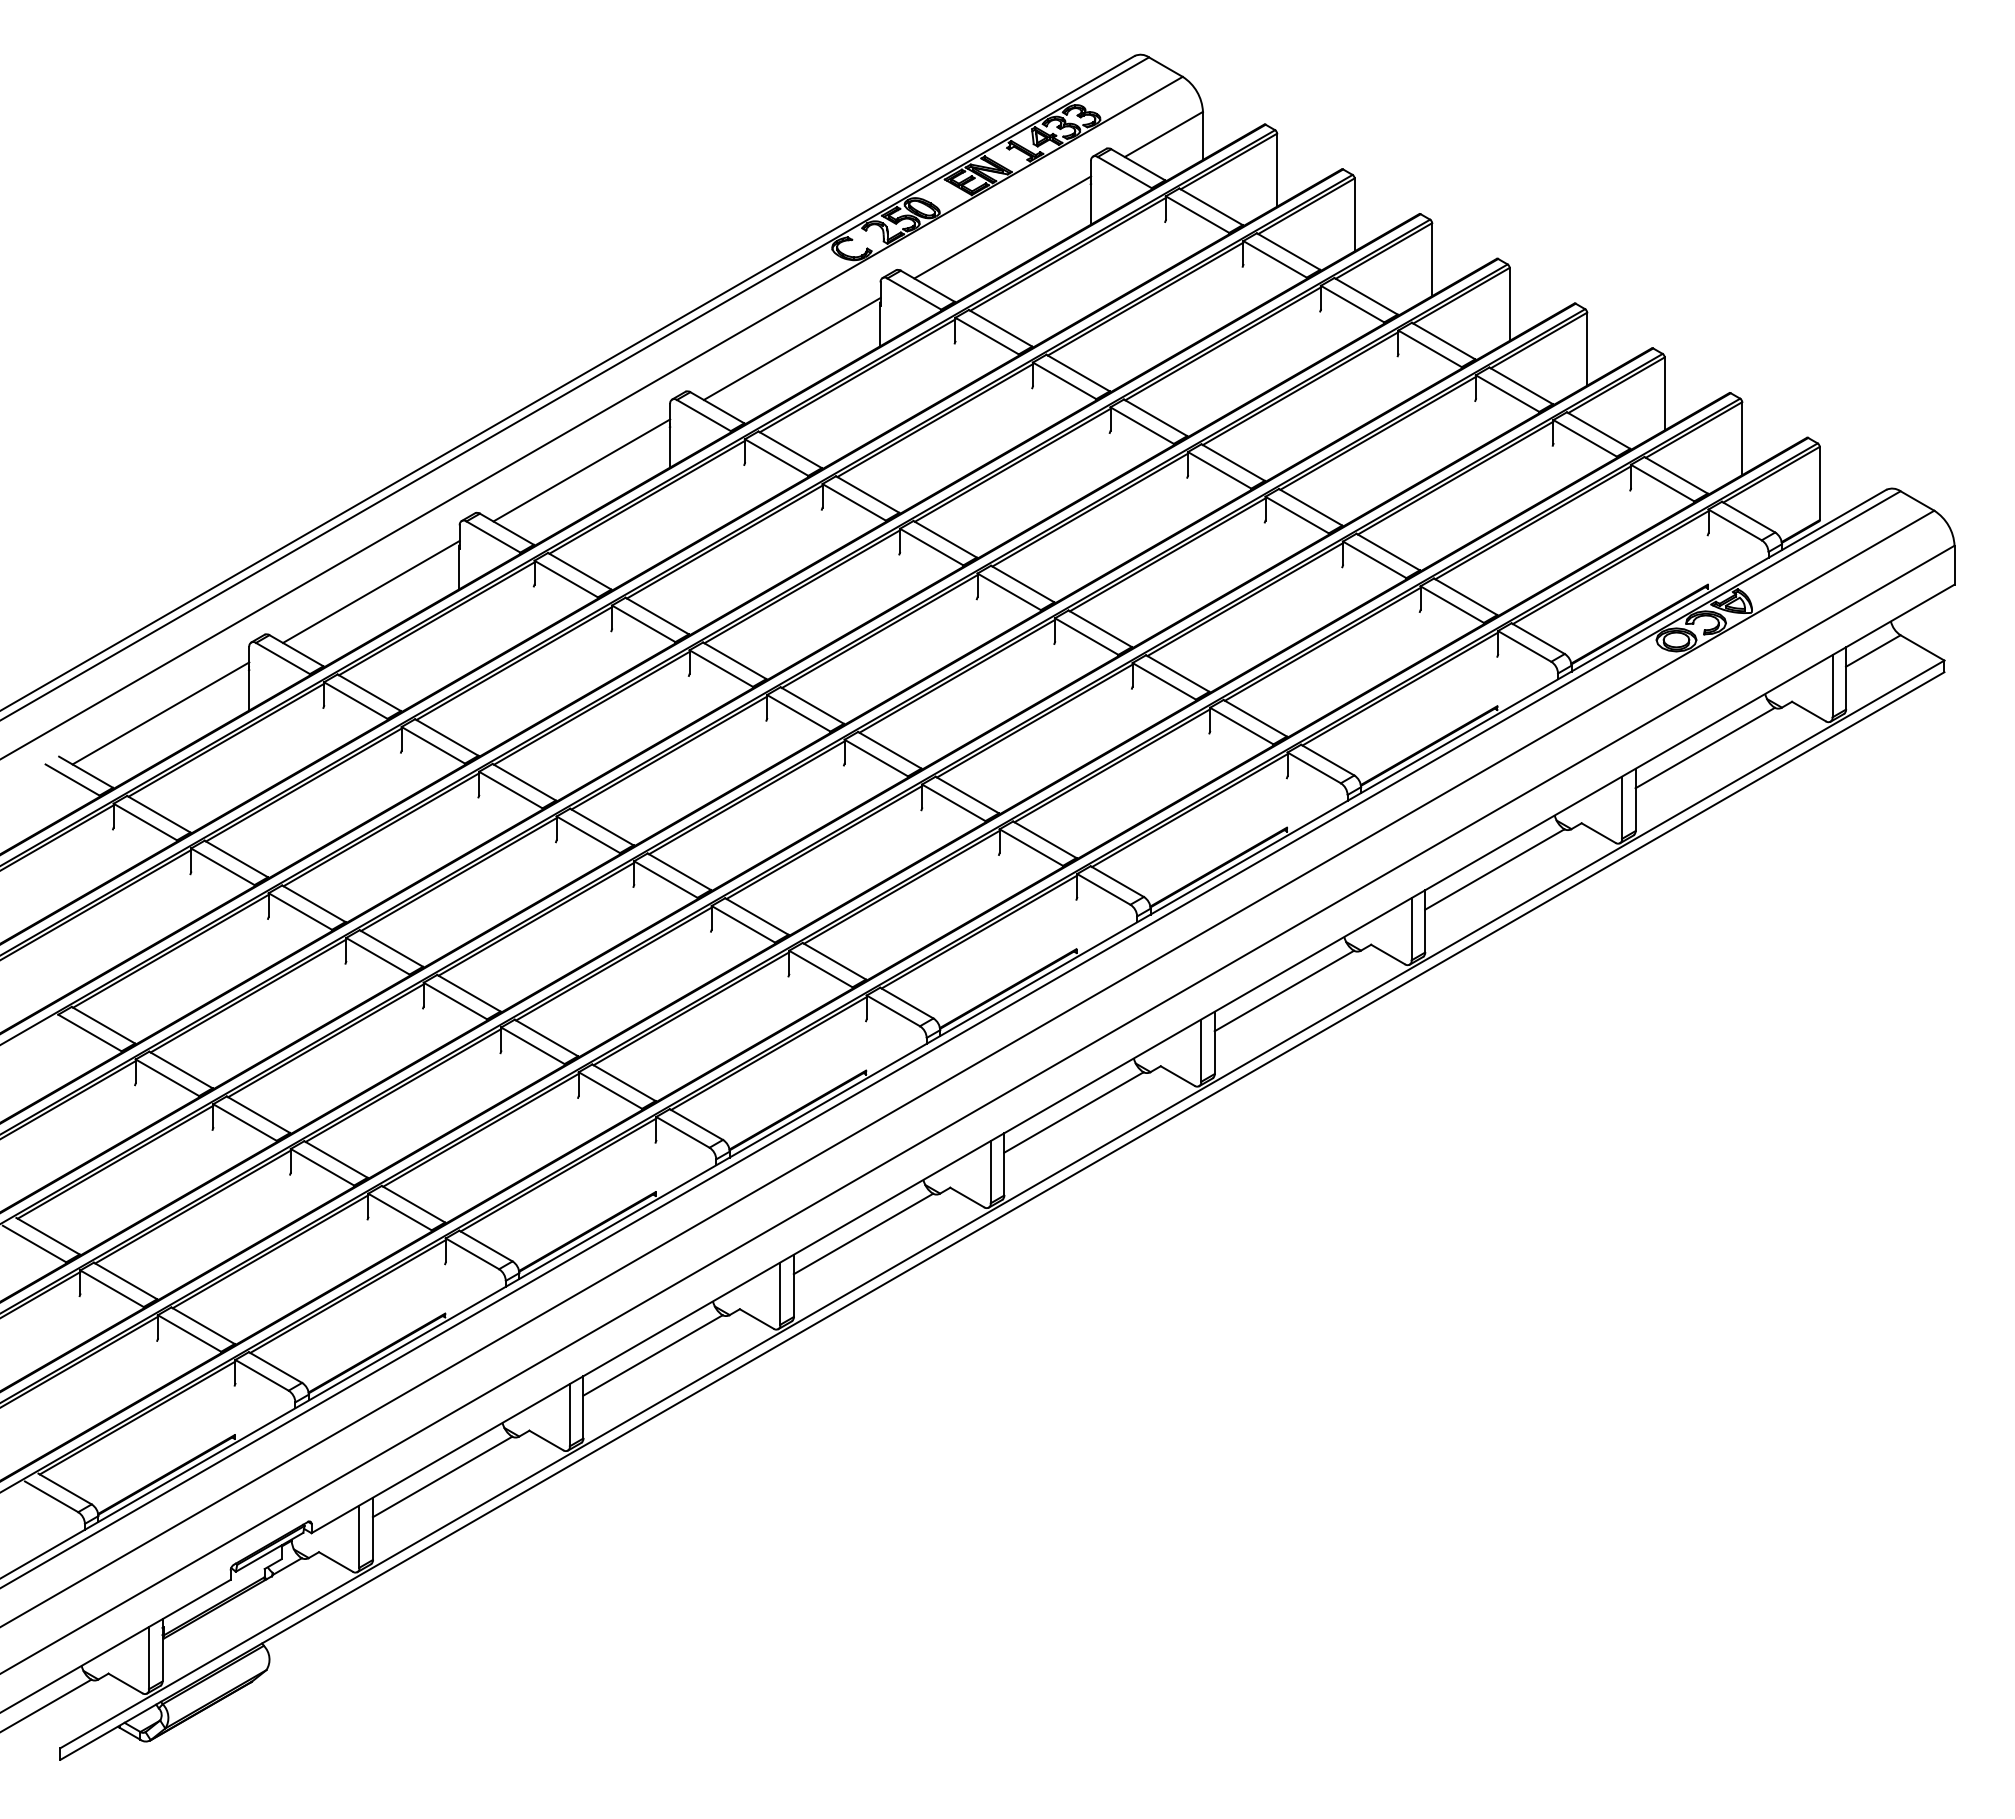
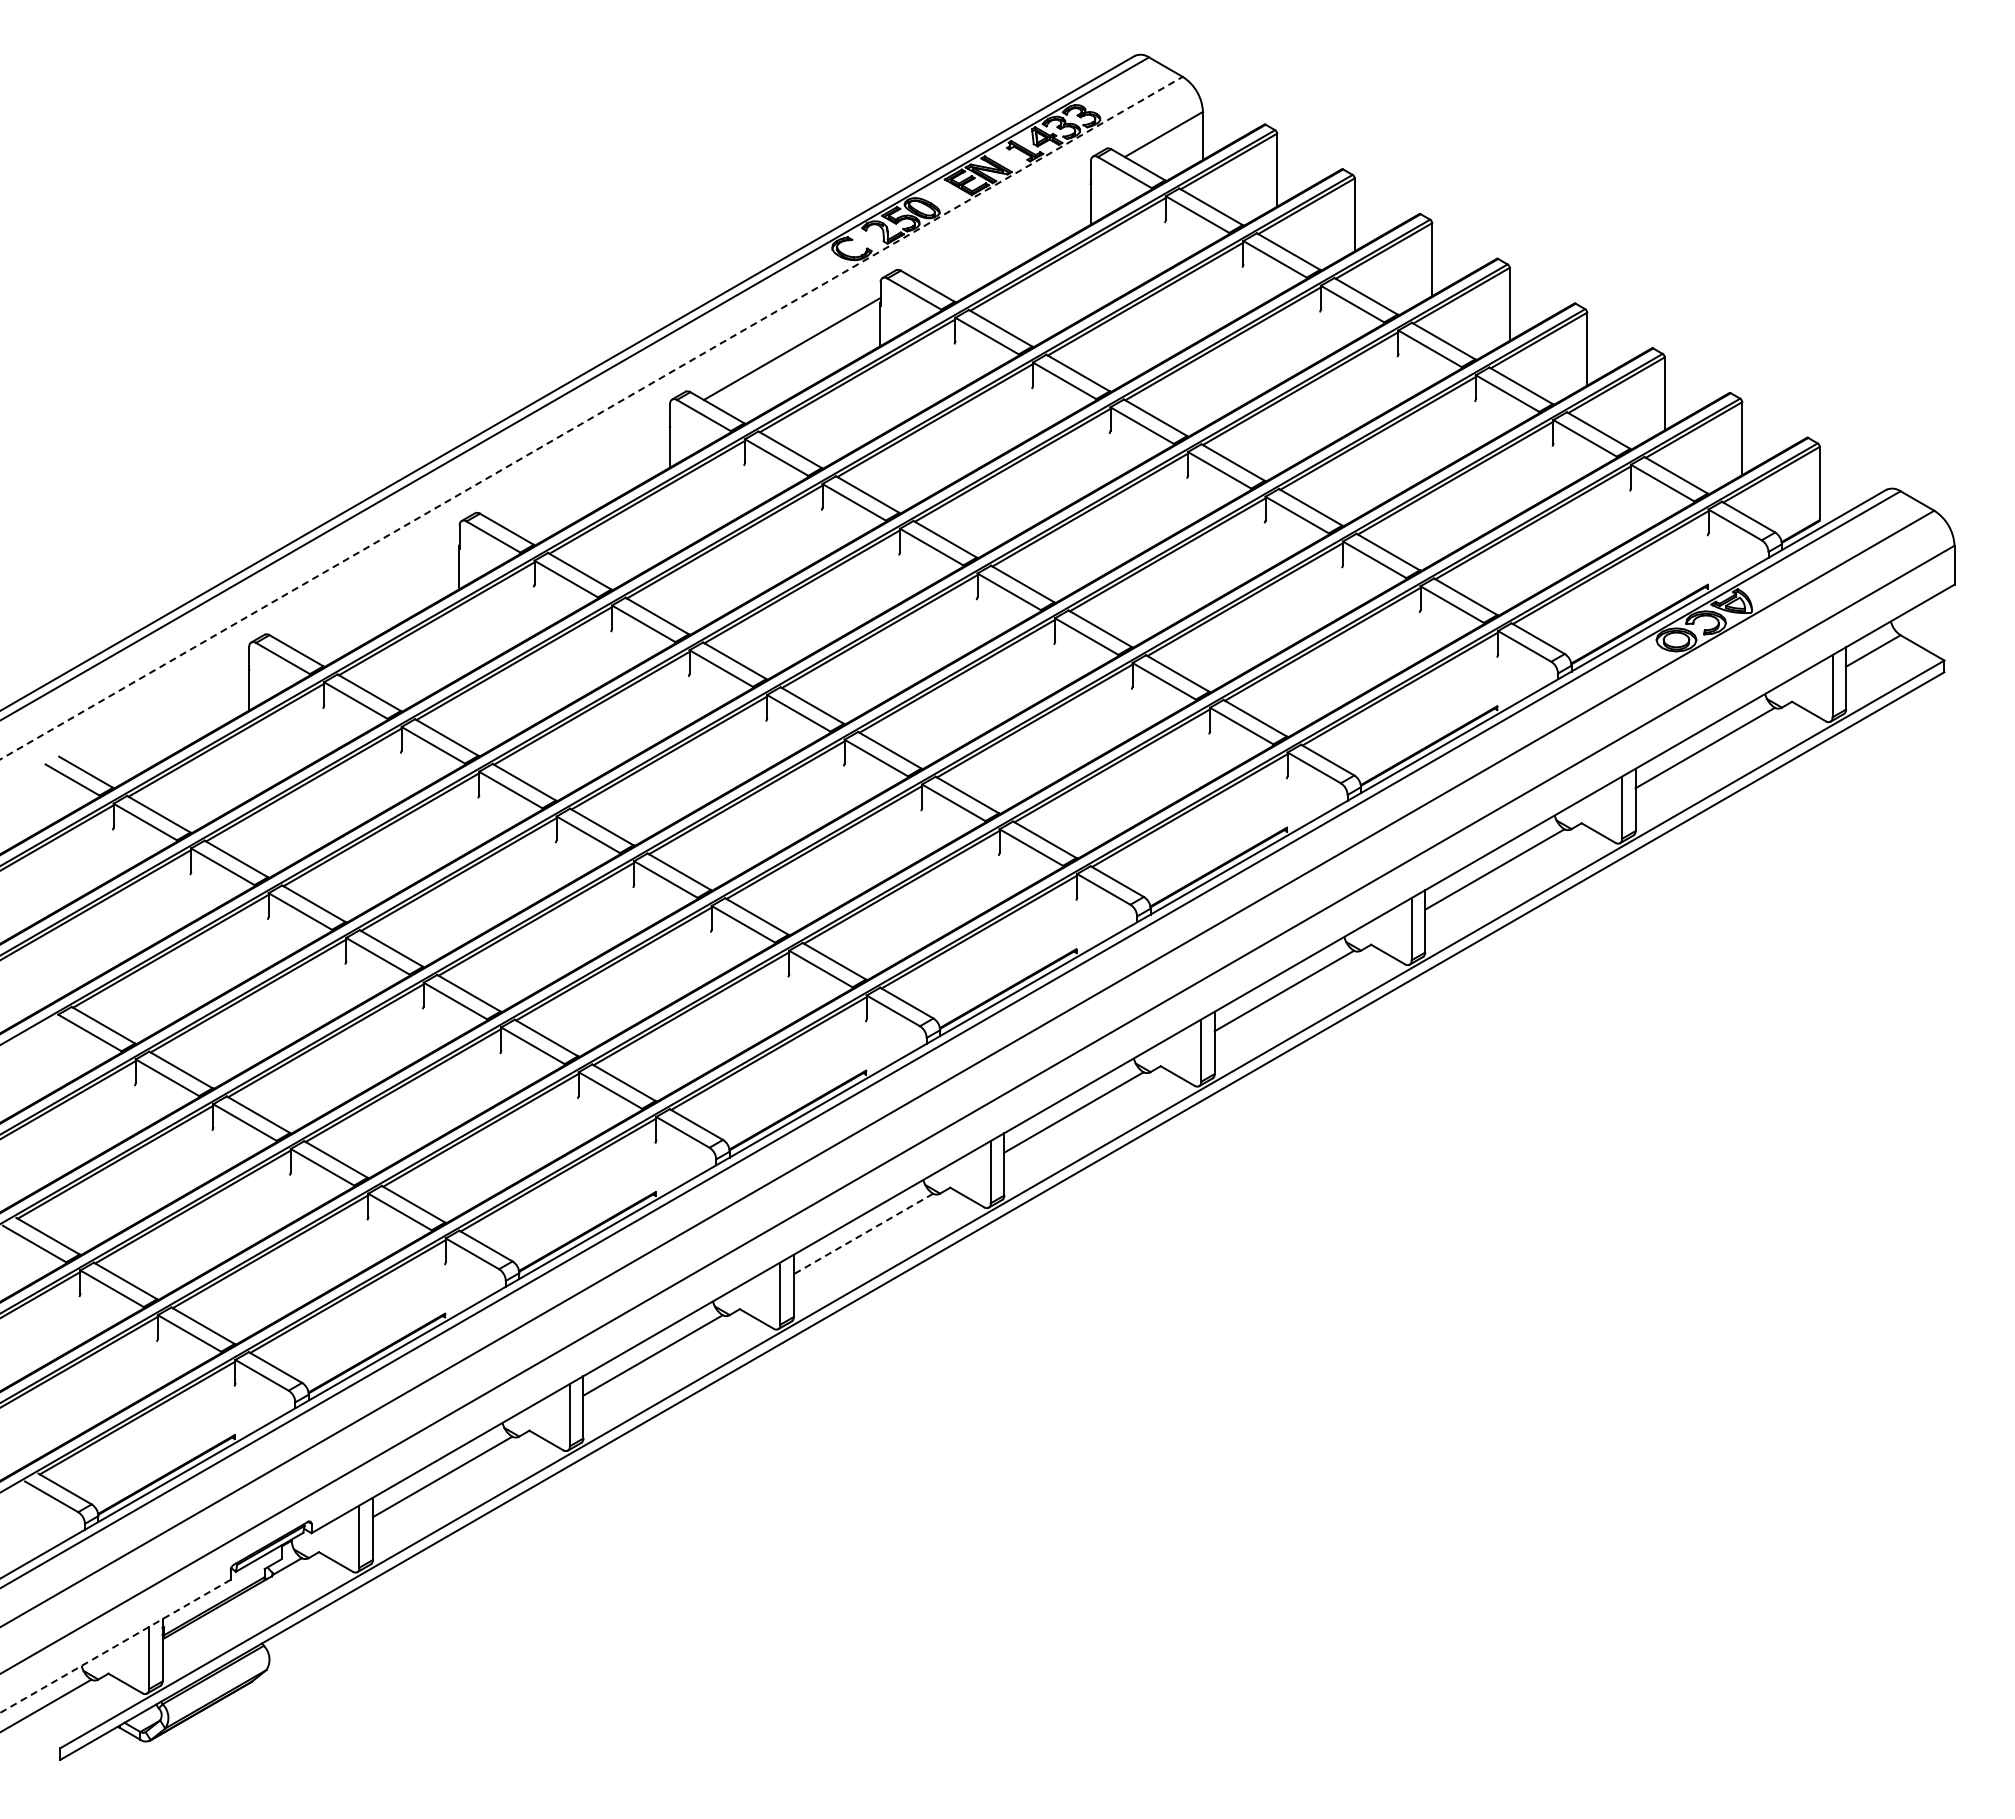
line: present -> none (1002, 227)
line: solid -> dashed (592, 417)
line: present -> none (581, 470)
line: present -> none (371, 591)
line: present -> none (160, 713)
line: solid -> dashed (863, 1234)
line: solid -> dashed (115, 1646)
